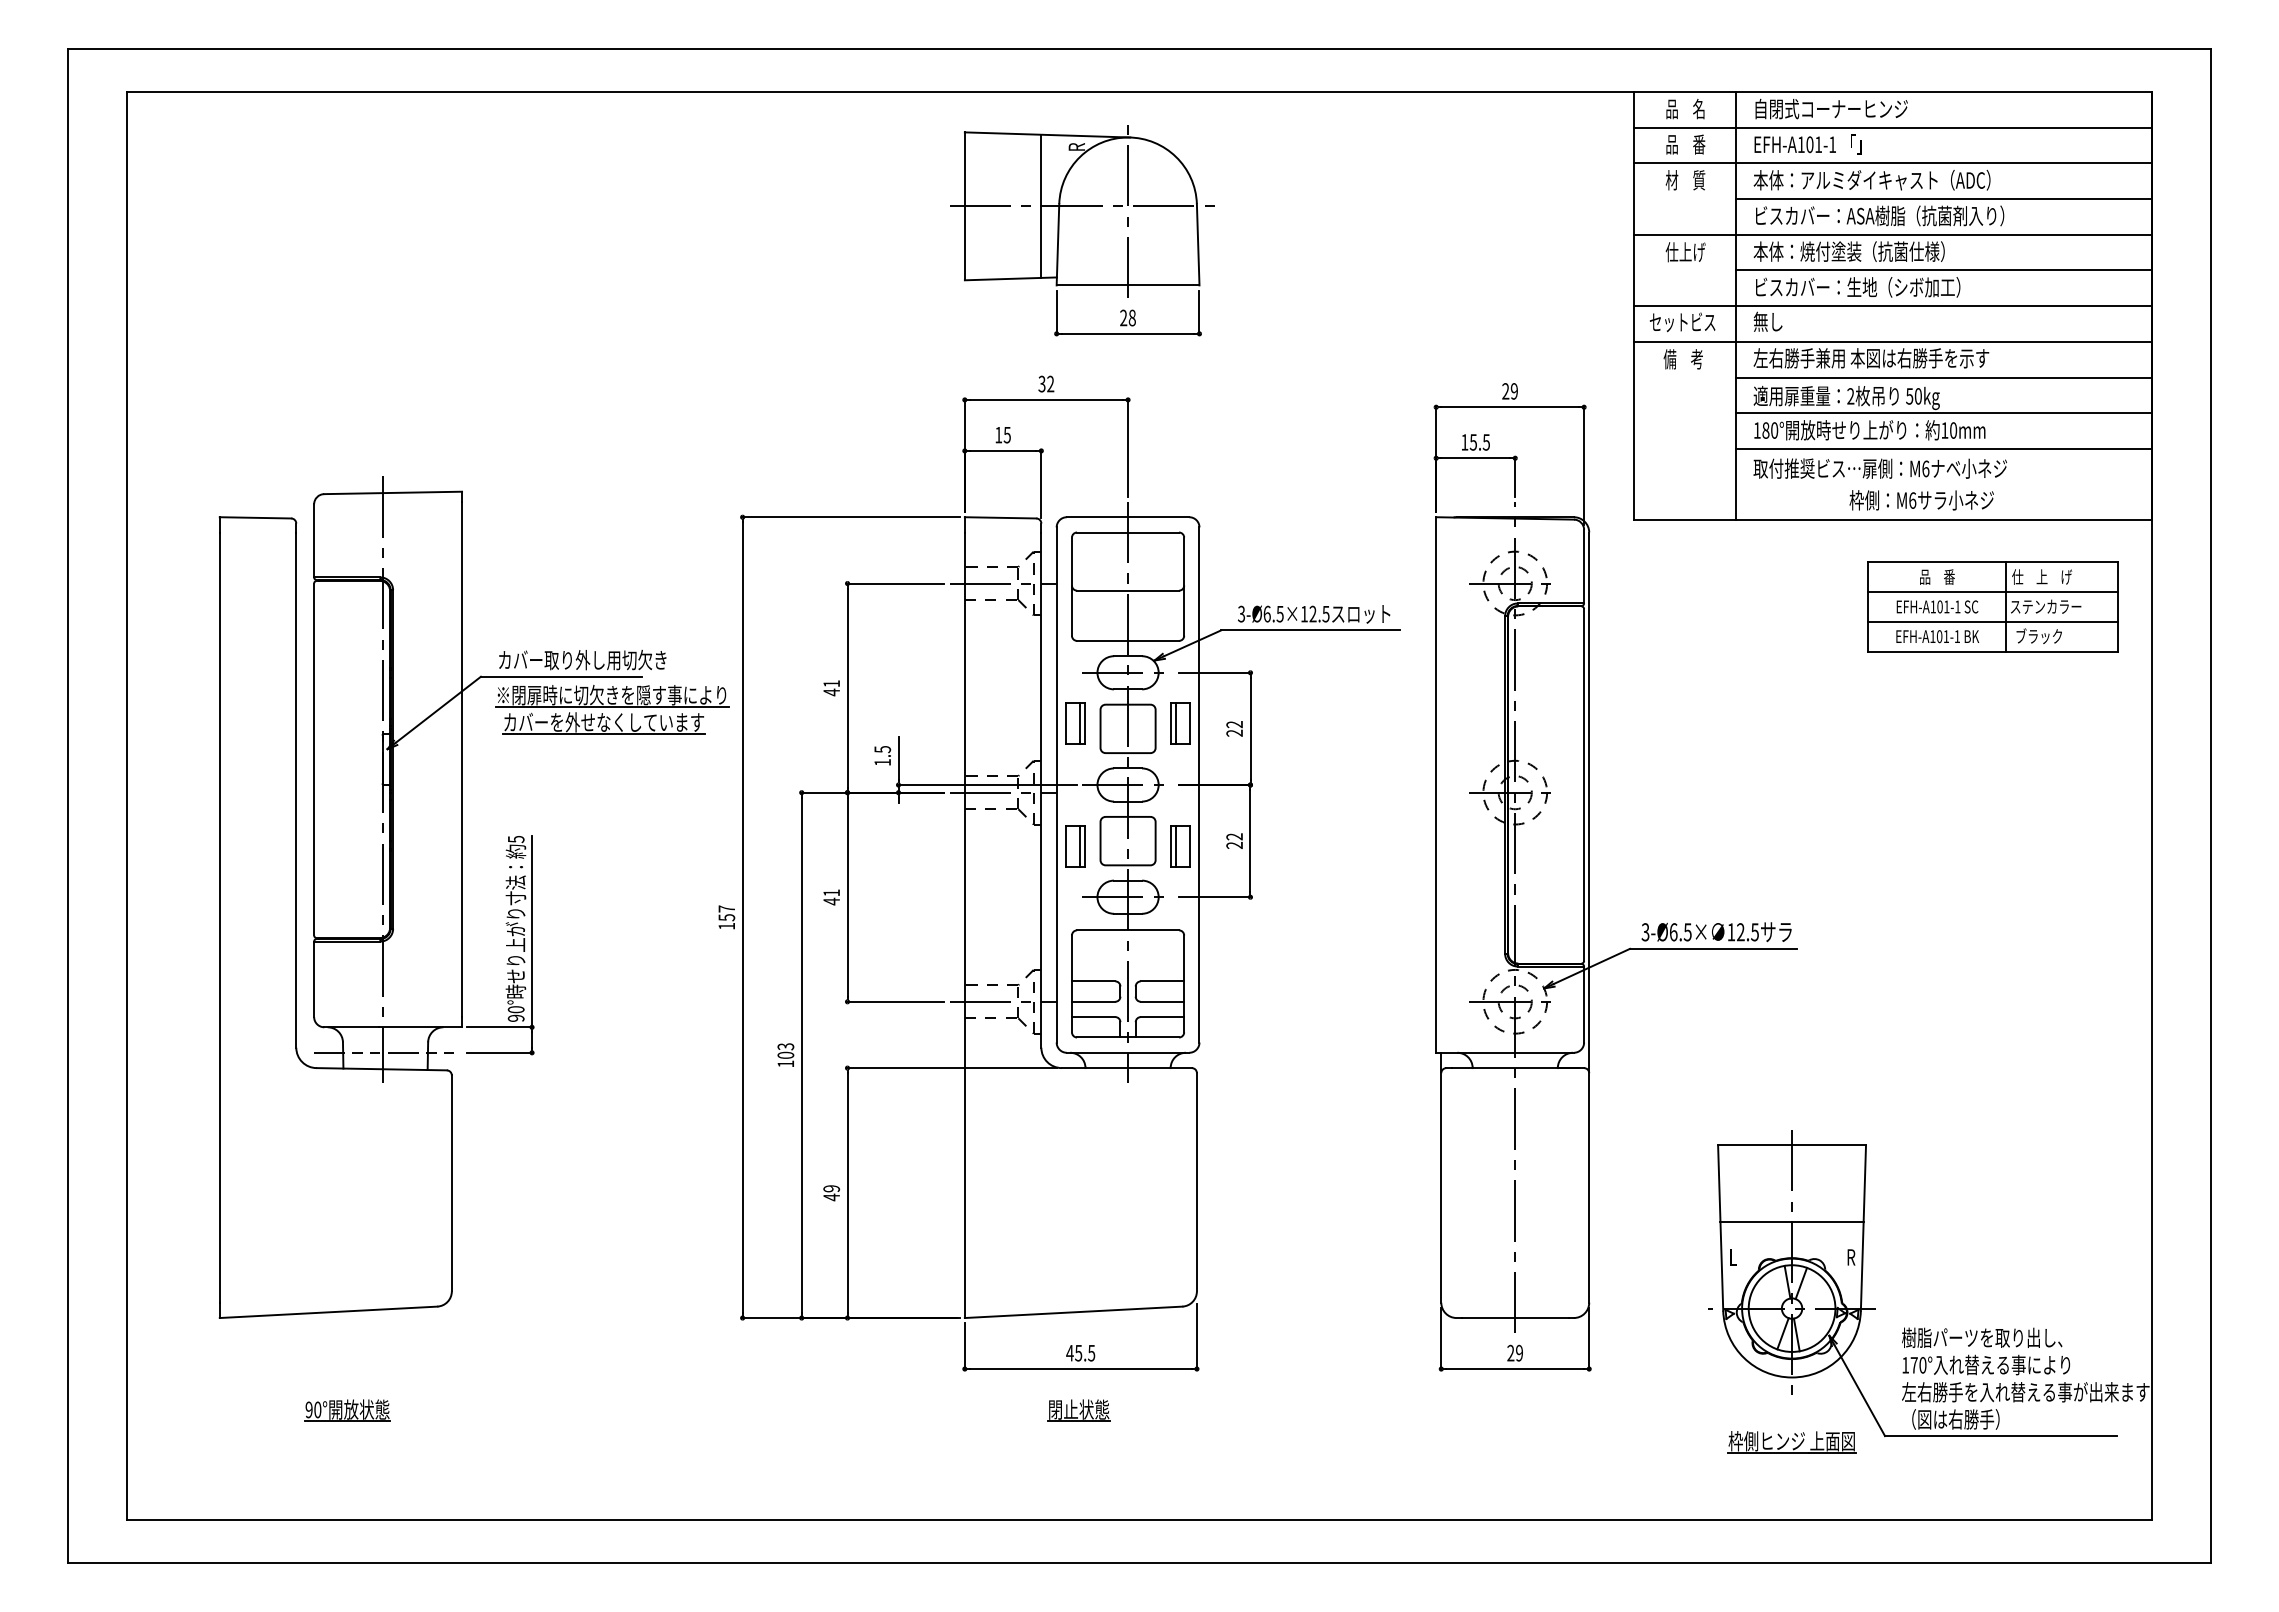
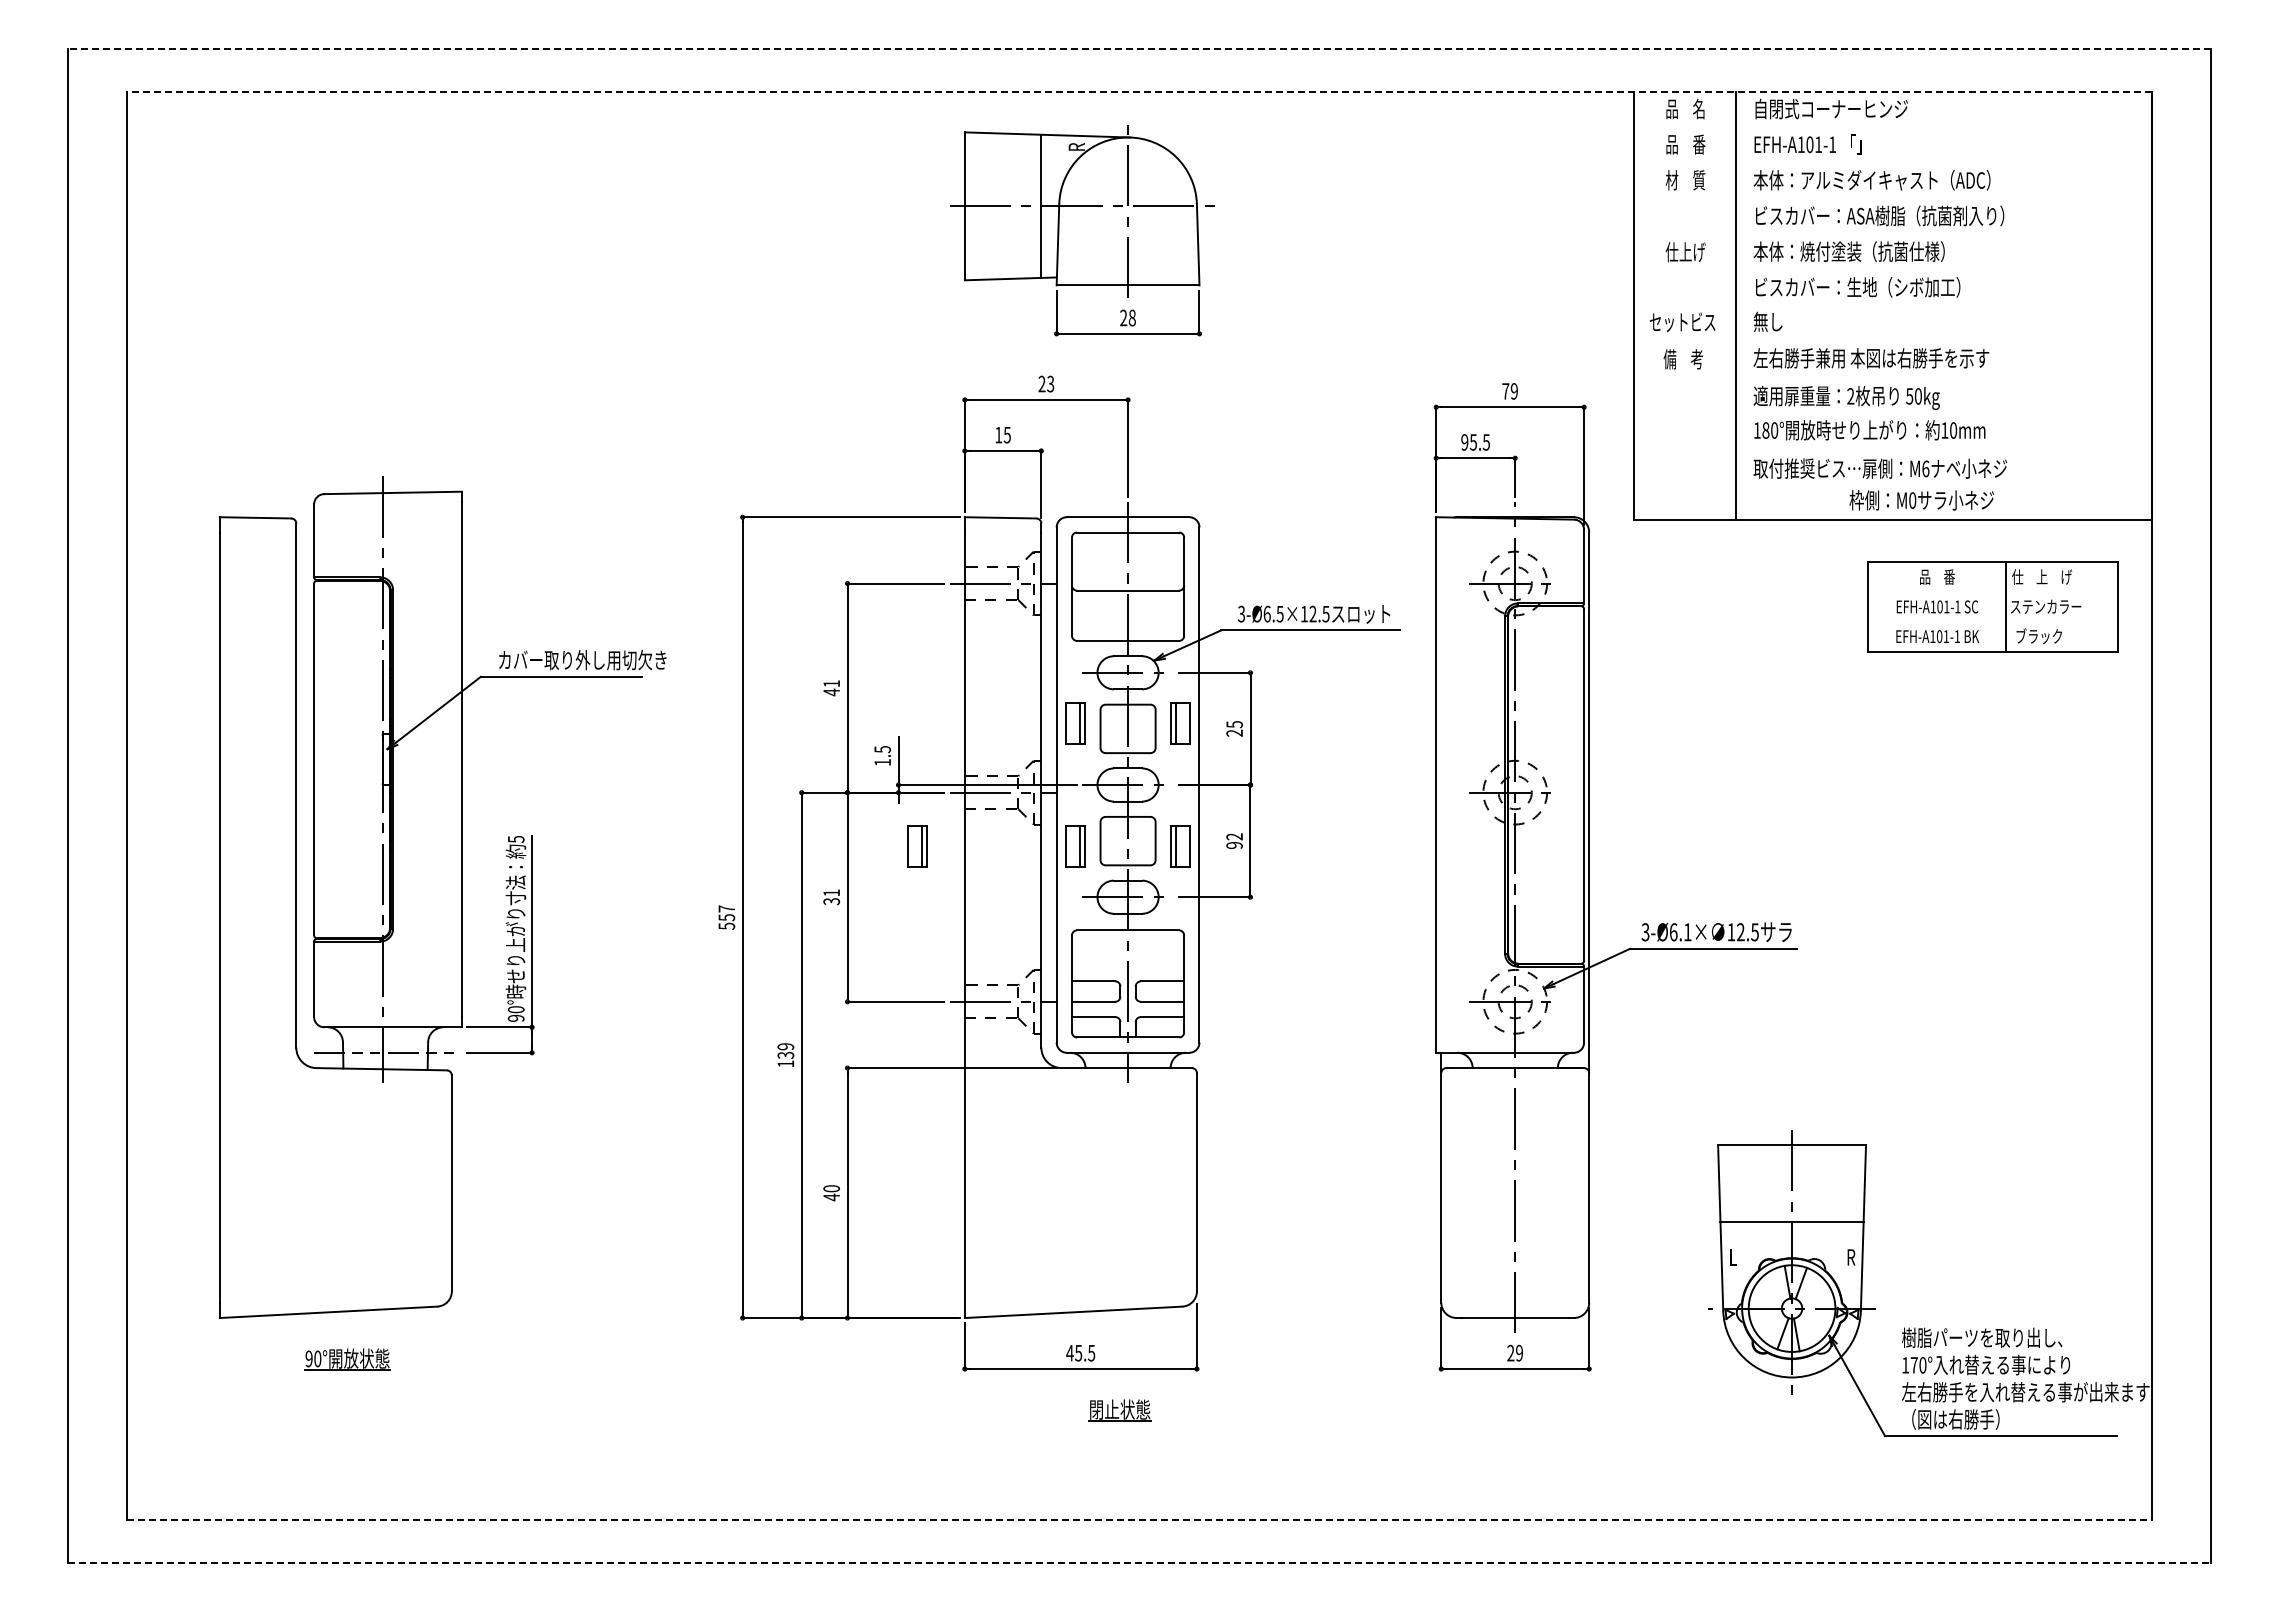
line: solid -> dashed (1138, 48)
line: solid -> dashed (1138, 91)
line: present -> none (1892, 127)
line: present -> none (1892, 163)
line: present -> none (1943, 199)
line: present -> none (1892, 234)
line: present -> none (1943, 270)
line: present -> none (1892, 306)
line: present -> none (1892, 341)
line: present -> none (1943, 377)
text: 32 -> 23 (1046, 384)
text: 29 -> 79 (1505, 391)
line: present -> none (1943, 413)
text: 15.5 -> 95.5 (1464, 442)
line: present -> none (1943, 448)
text: M6 -> M0 (1912, 500)
line: present -> none (1993, 592)
line: present -> none (1993, 621)
part: present -> none (612, 709)
text: 22 -> 25 (1234, 724)
text: 22 -> 92 (1234, 845)
part: none -> present (917, 846)
text: 41 -> 31 (831, 901)
text: 157 -> 557 (726, 925)
text: 3-Ø6.5× -> 3-Ø6.1× (1687, 932)
text: 103 -> 139 (785, 1050)
text: 49 -> 40 (831, 1188)
part position: (347, 1410) -> (347, 1359) (347, 1359)
part position: (1078, 1410) -> (1119, 1410) (1119, 1410)
part: present -> none (1791, 1442)
line: solid -> dashed (1139, 1520)
line: solid -> dashed (1139, 1563)
